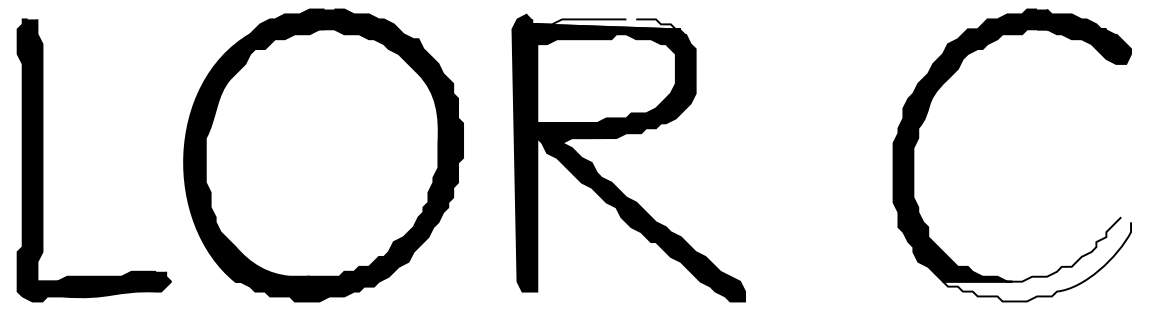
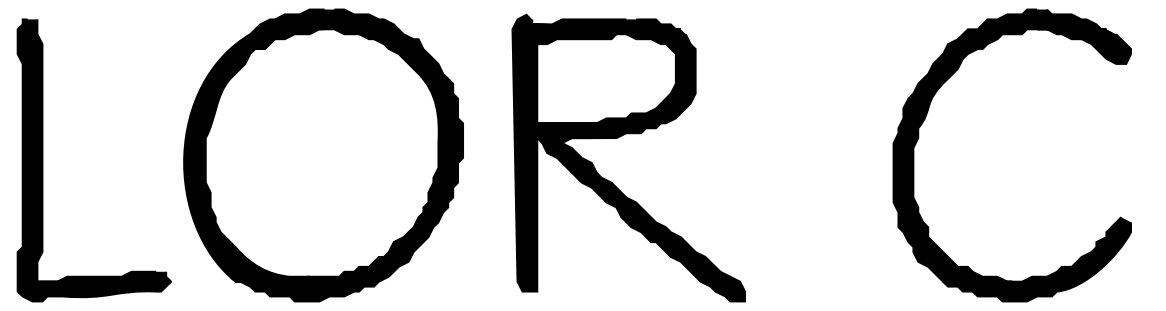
fill: none -> present (603, 24)
fill: none -> present (1037, 259)
